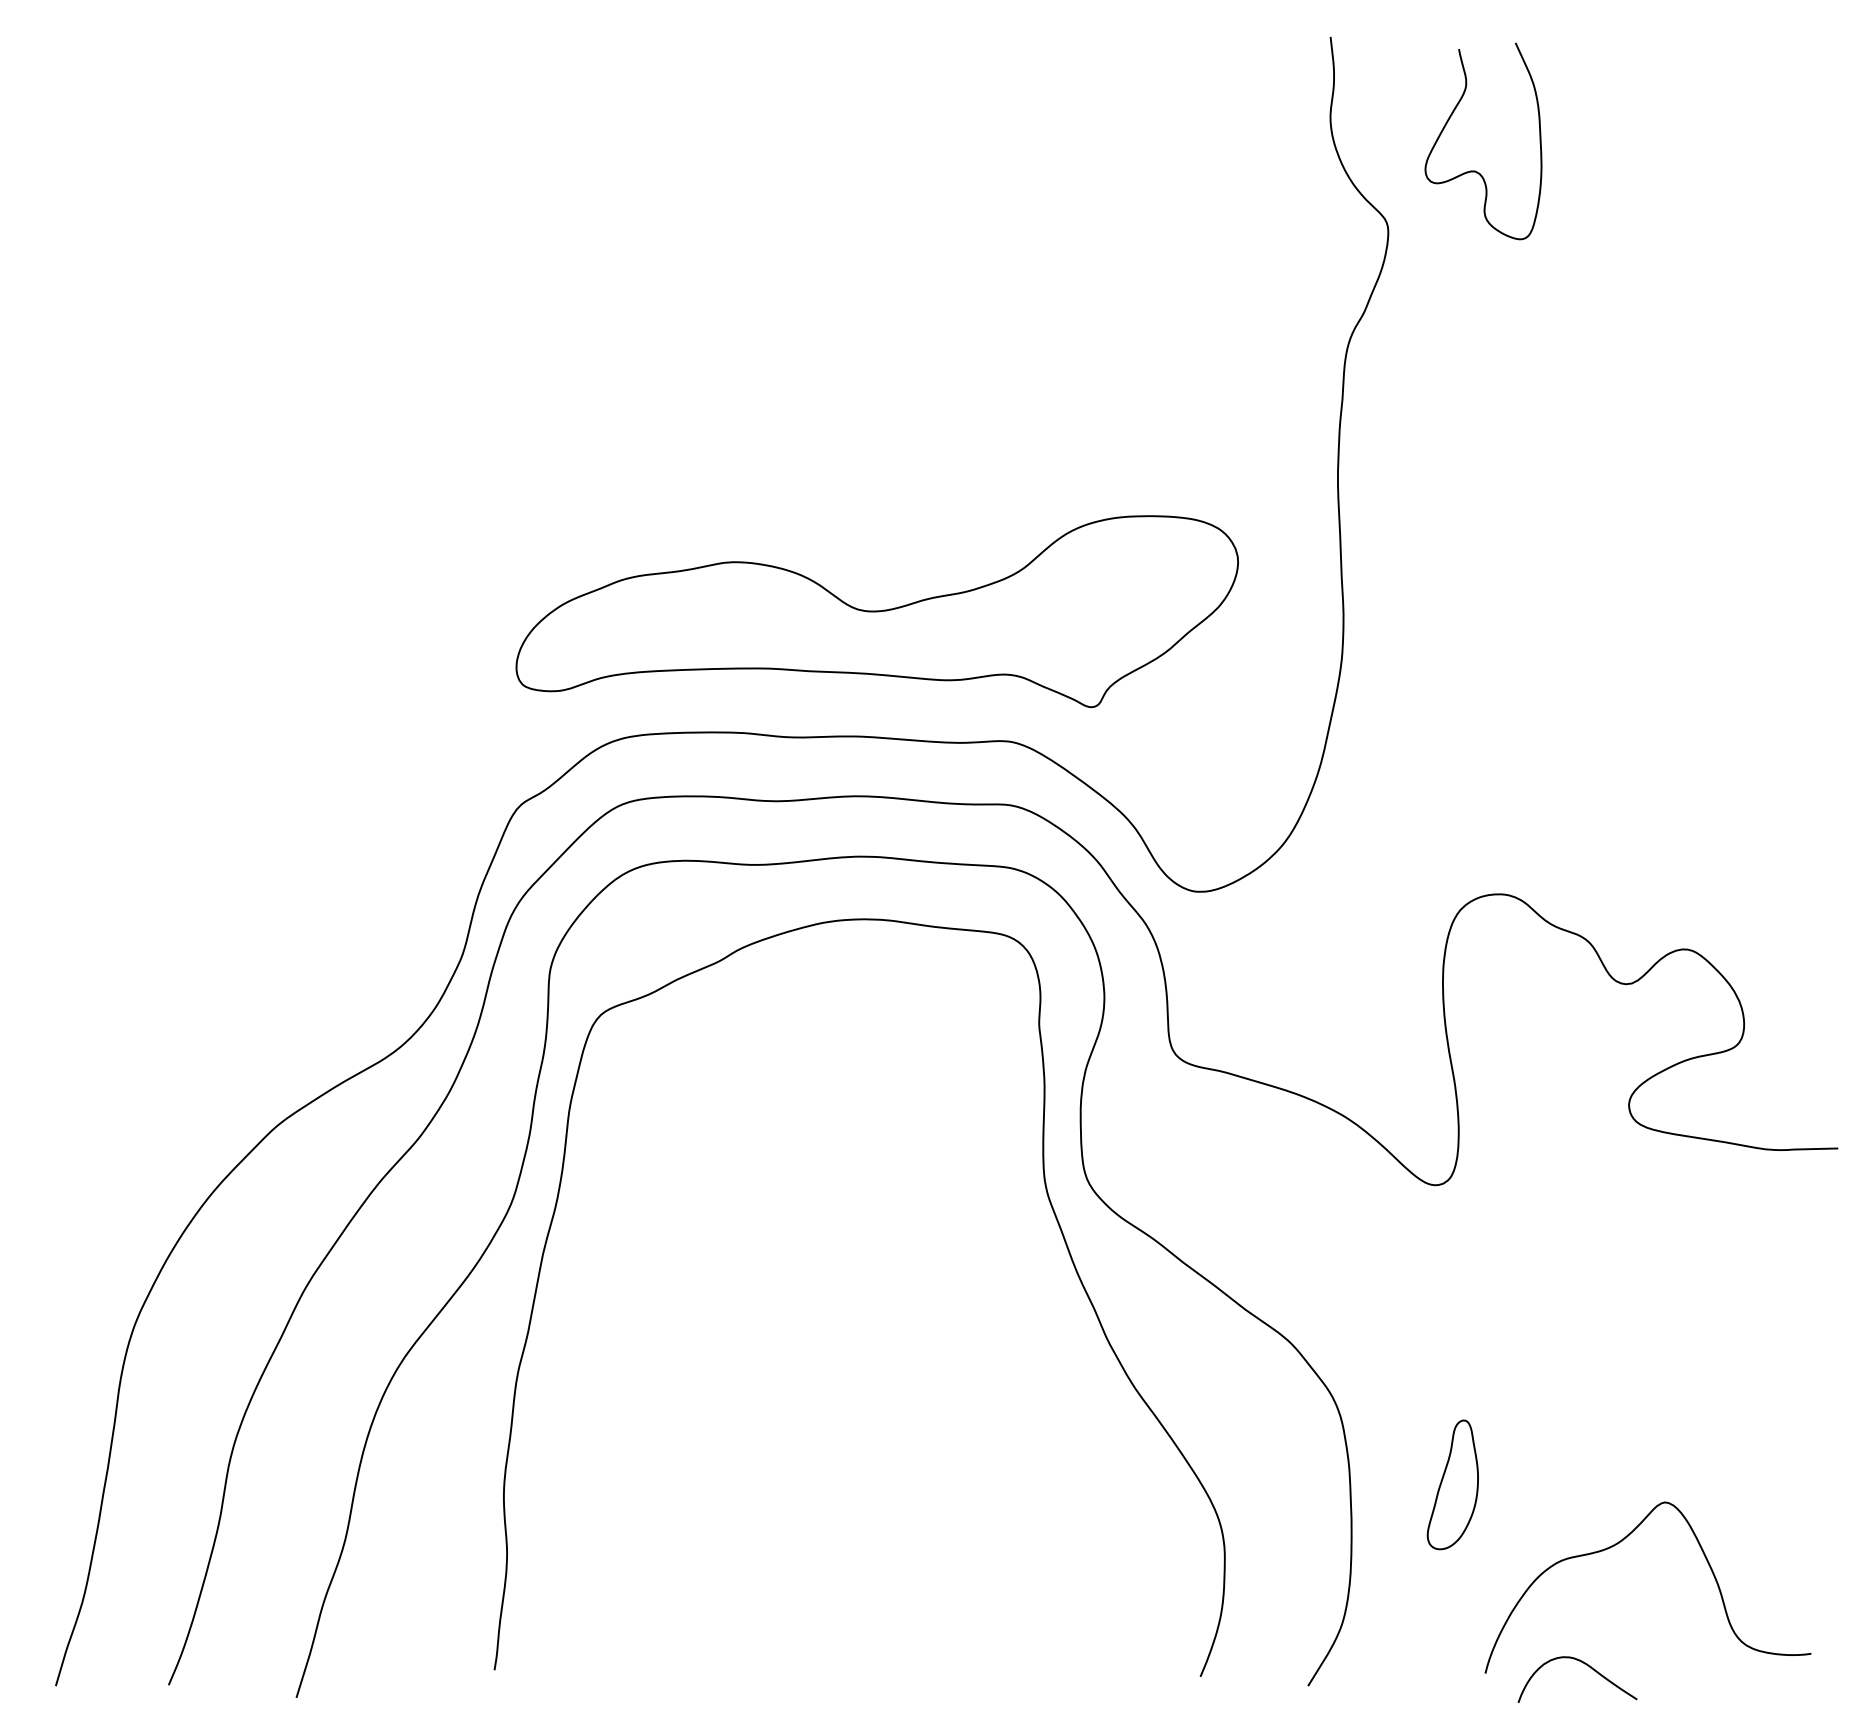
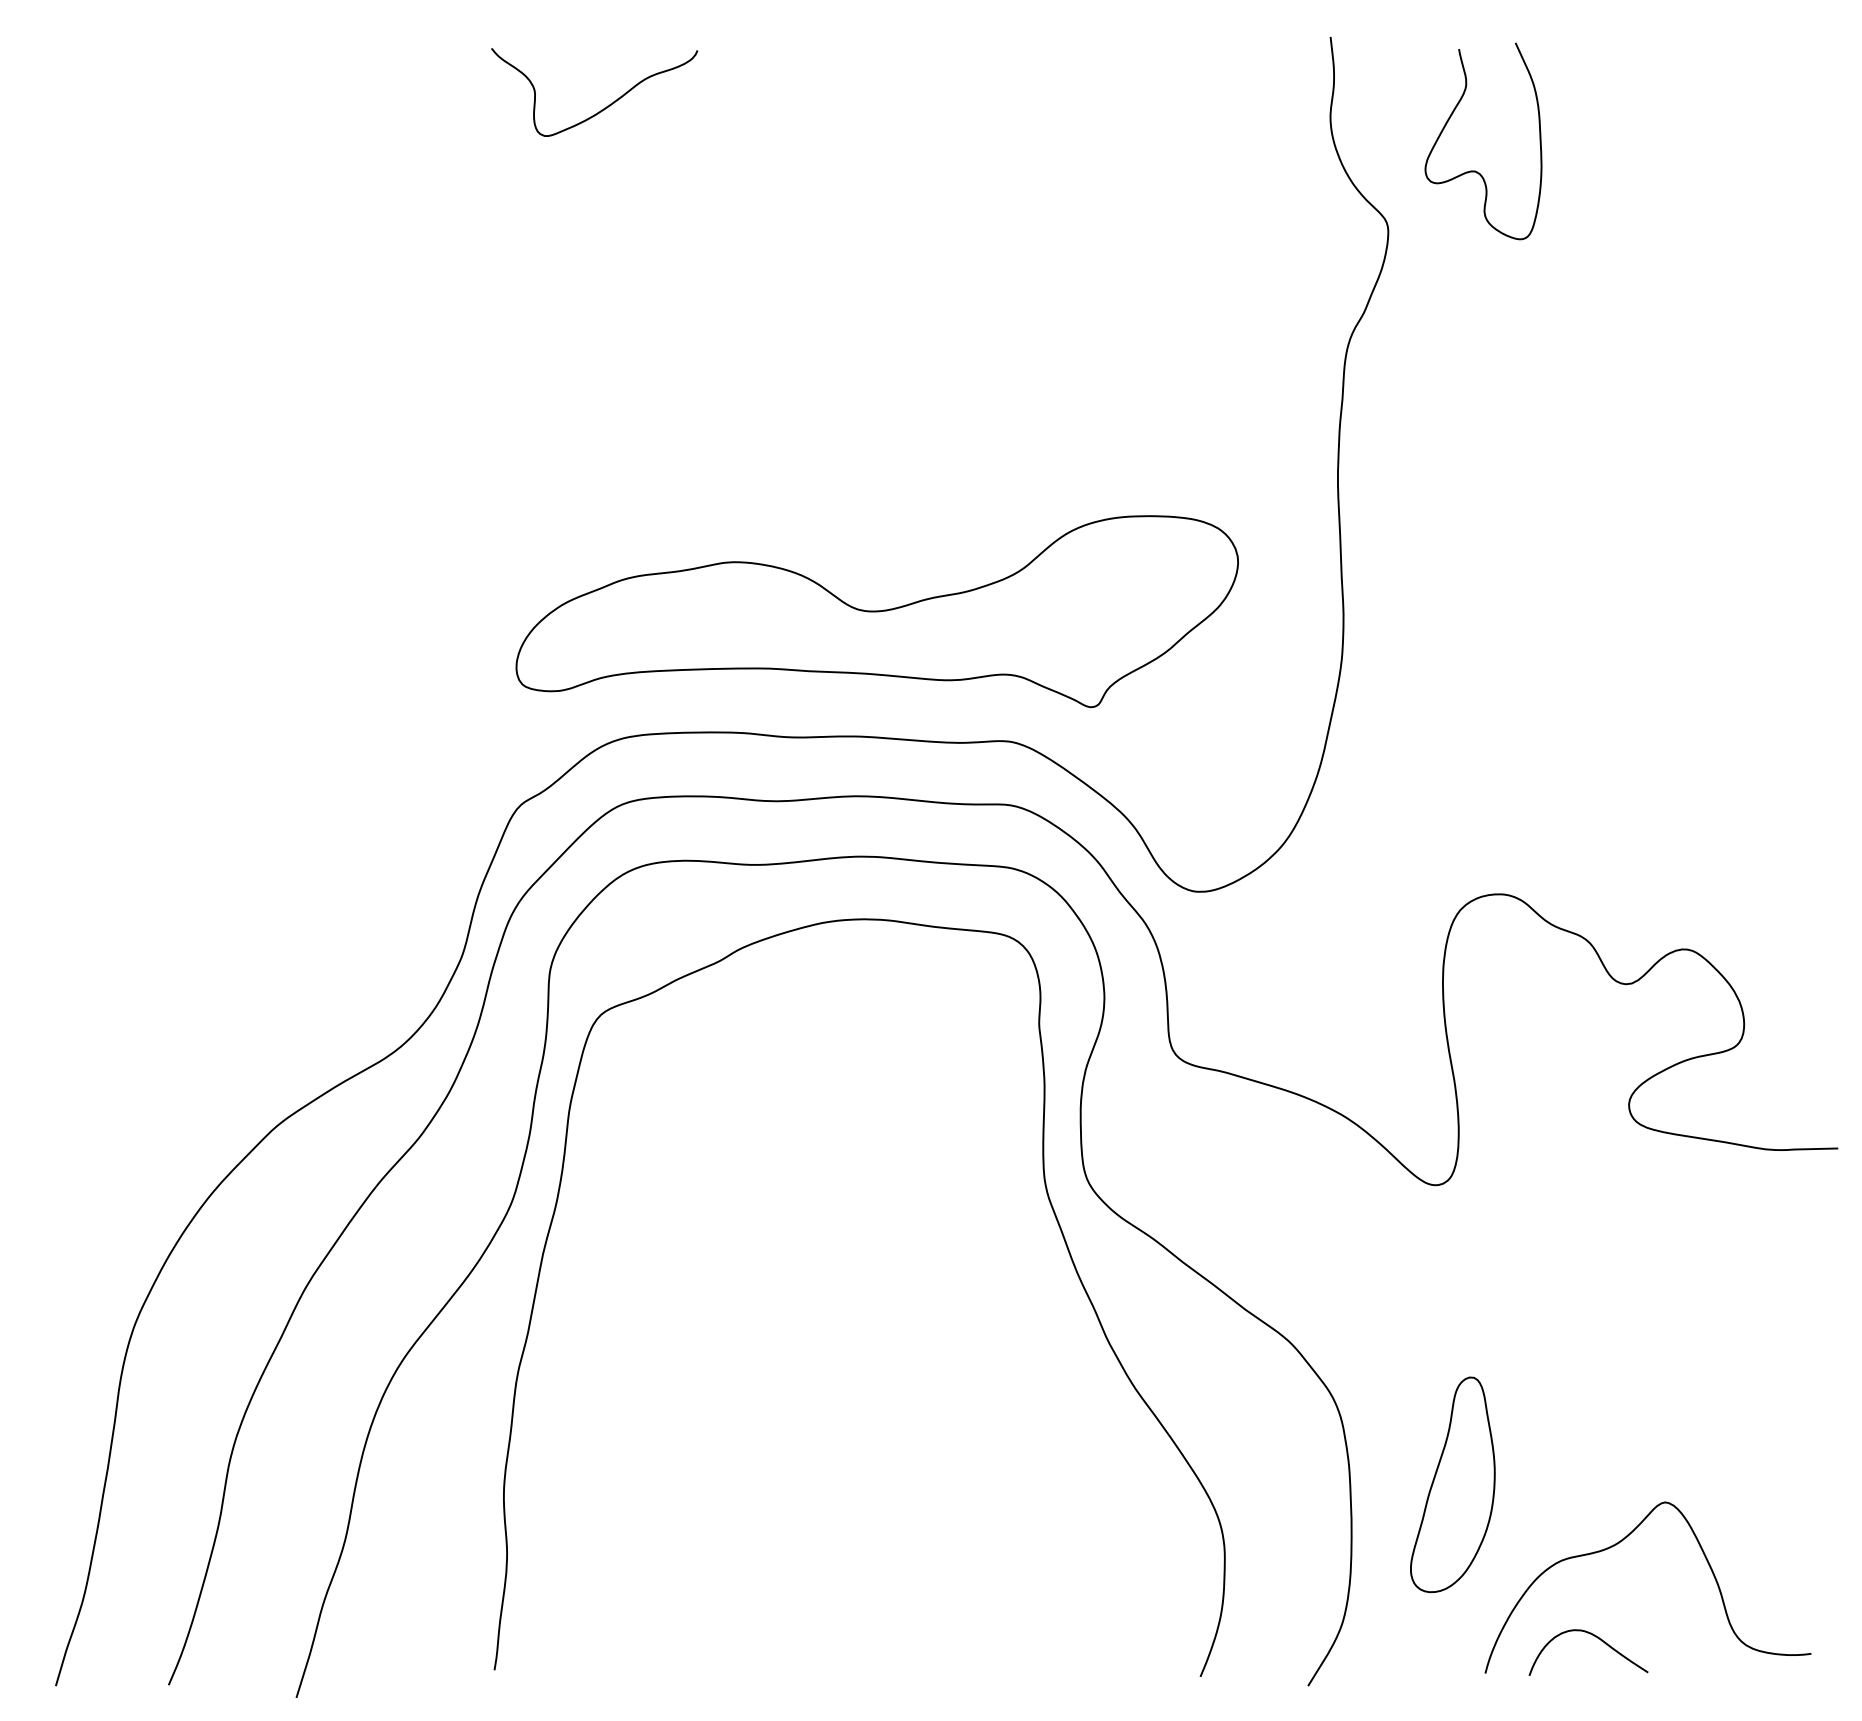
curve: none -> present (603, 108)
part size: 53x132 px -> 86x218 px (1452, 1484)
curve position: (1587, 1666) -> (1598, 1639) (1598, 1639)
